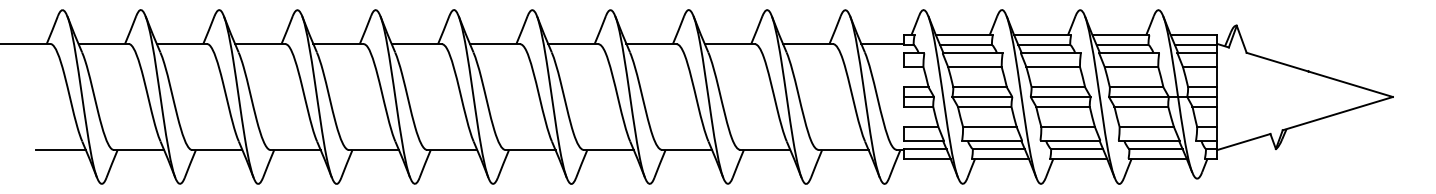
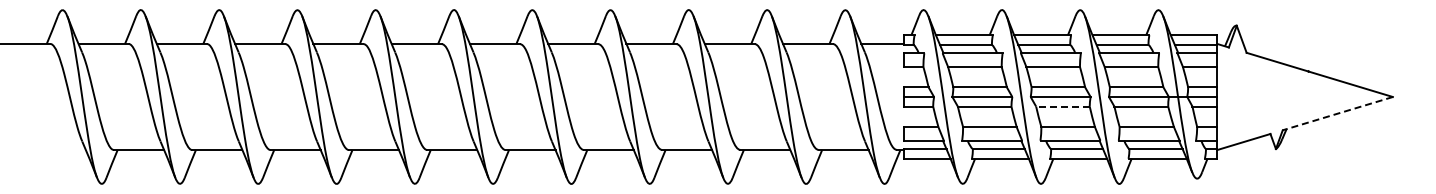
line: solid -> dashed (1062, 106)
line: solid -> dashed (1337, 113)
line: present -> none (60, 150)
